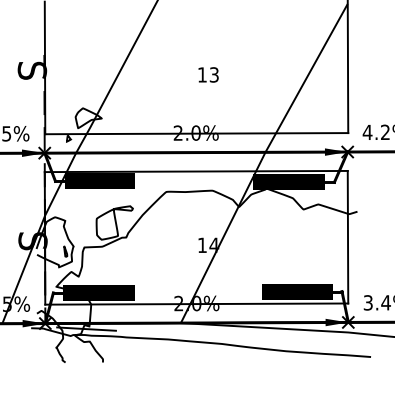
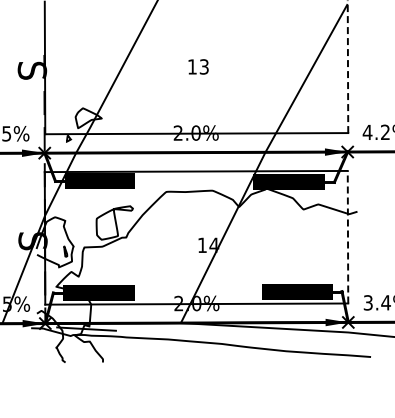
line: solid -> dashed (347, 66)
text position: (208, 74) -> (198, 66) (198, 66)
line: solid -> dashed (348, 236)
